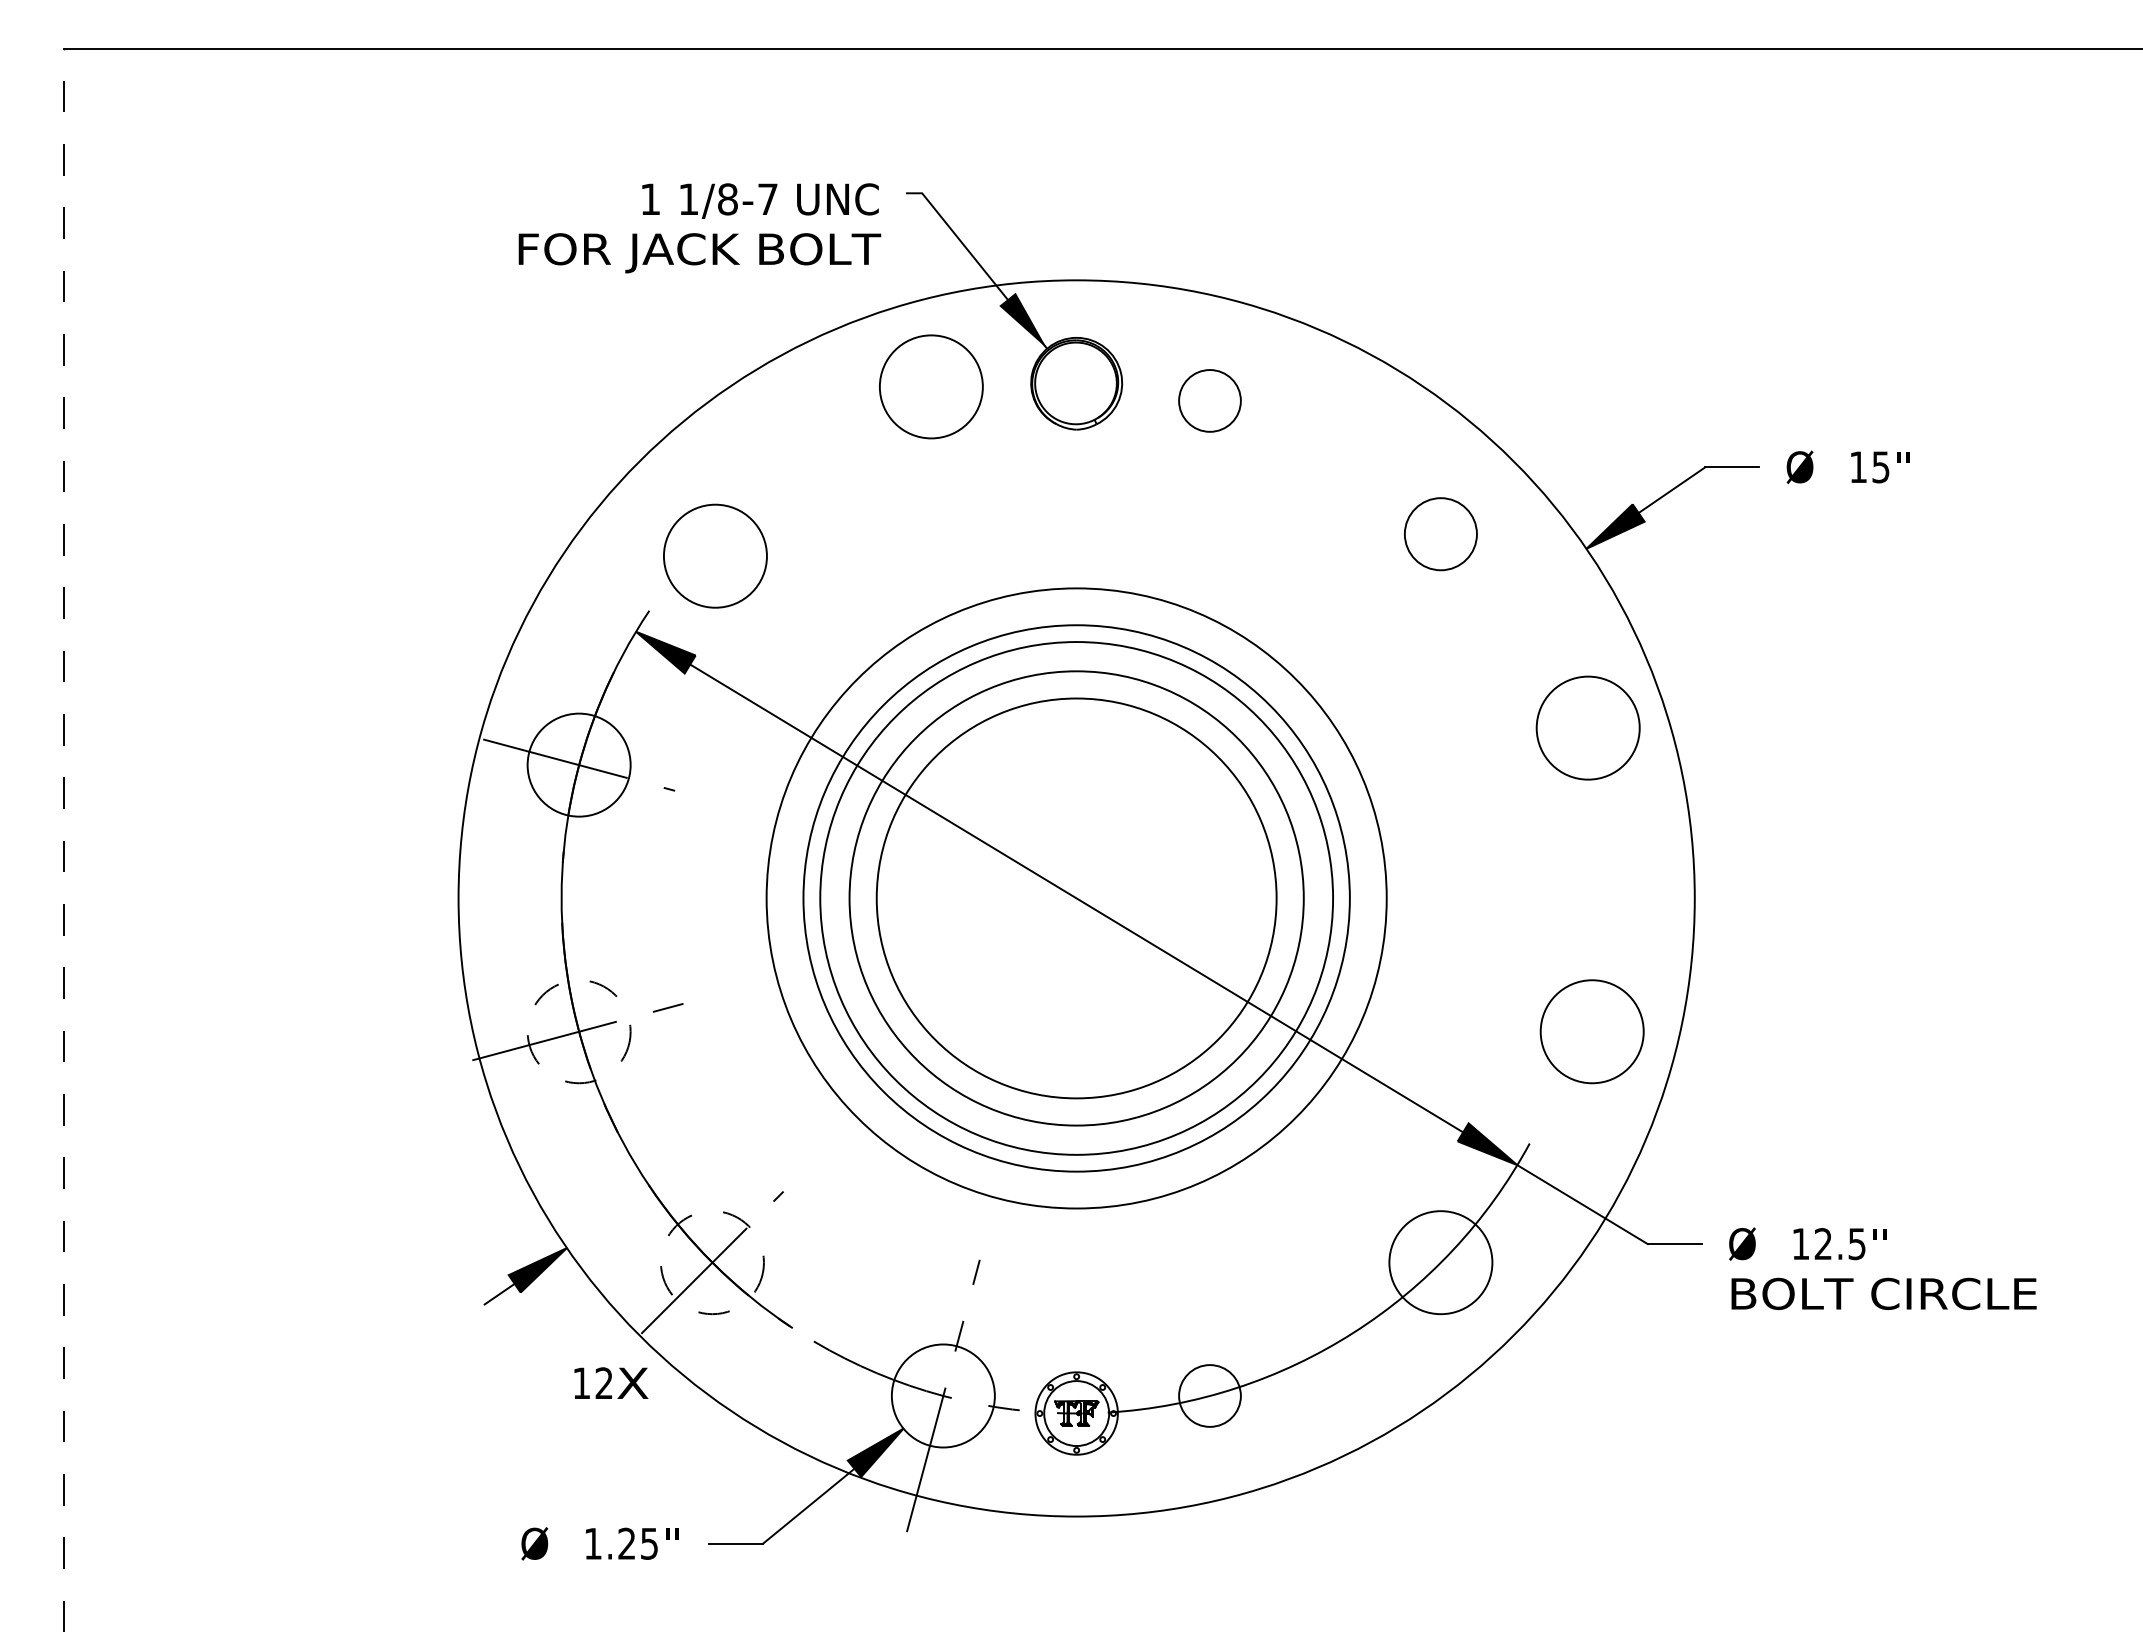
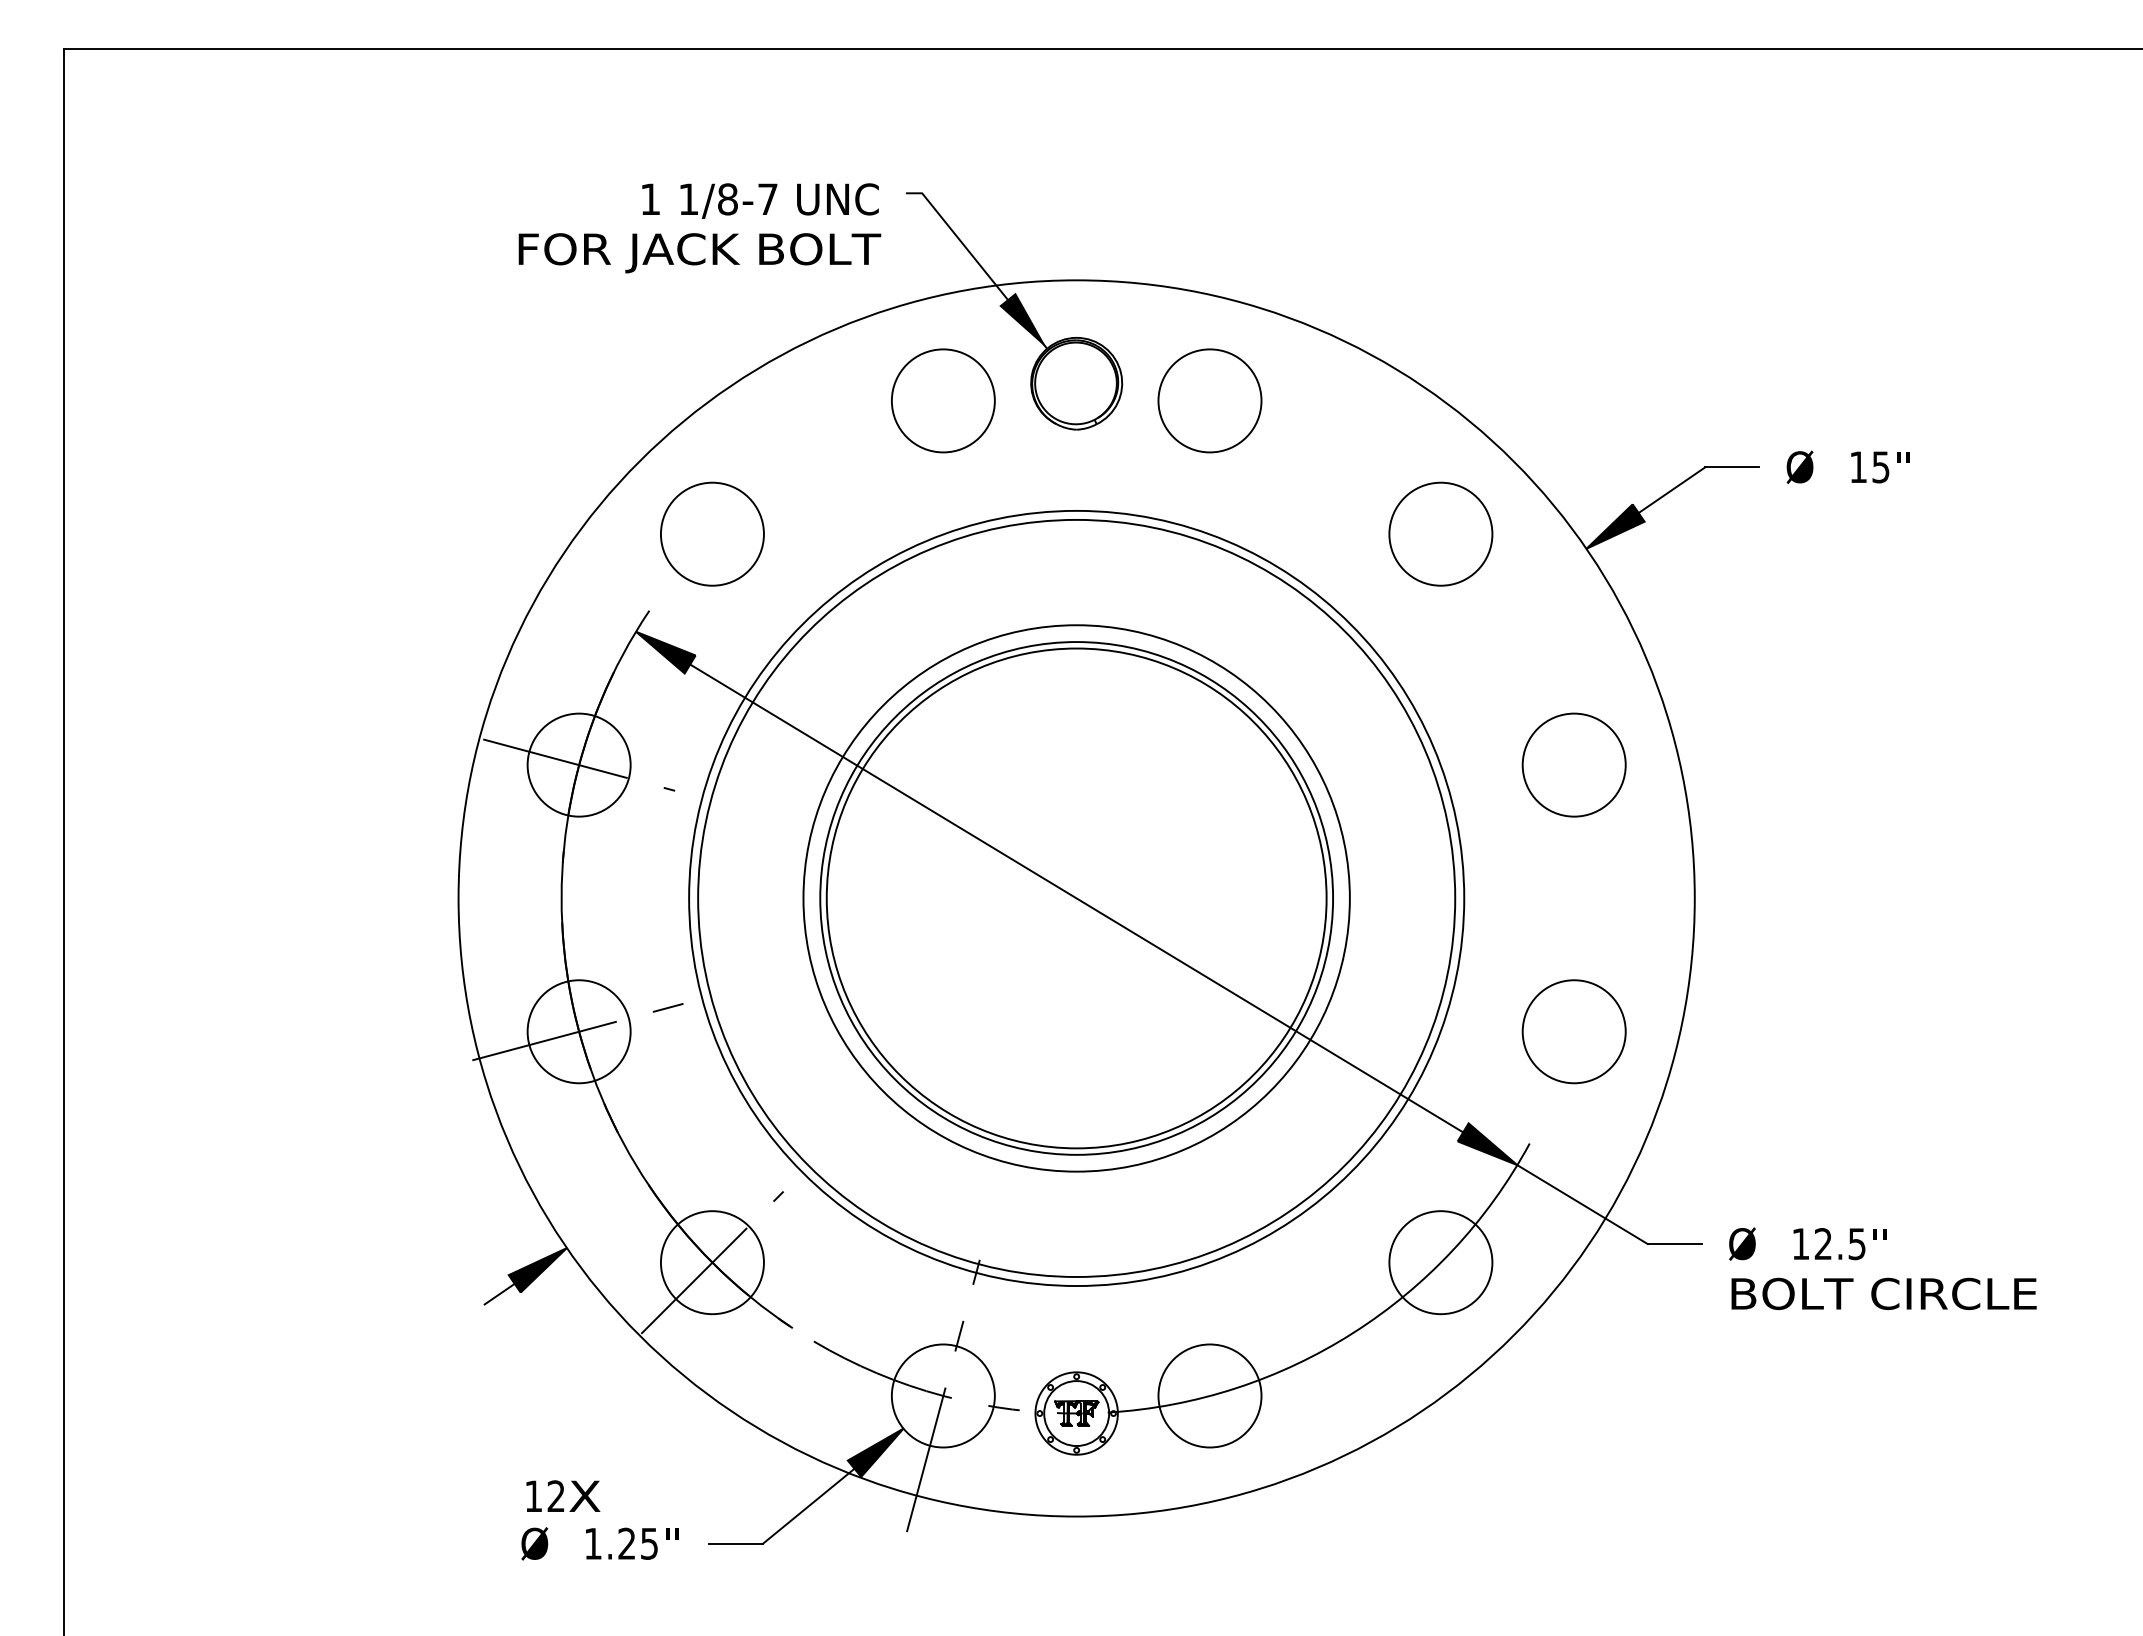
circle position: (931, 386) -> (943, 400) (943, 400)
circle size: 64x64 px -> 106x106 px (1209, 400)
circle diameter: 72 px -> 103 px (1440, 533)
circle position: (715, 555) -> (712, 533) (712, 533)
circle position: (1587, 727) -> (1573, 764) (1573, 764)
line: dashed -> solid (64, 842)
circle diameter: 400 px -> 500 px (1076, 898)
circle diameter: 454 px -> 757 px (1076, 897)
circle diameter: 620 px -> 775 px (1076, 898)
circle: dashed -> solid (578, 1031)
circle position: (1591, 1031) -> (1573, 1031) (1573, 1031)
circle: dashed -> solid (711, 1262)
text position: (611, 1382) -> (563, 1495) (563, 1495)
circle diameter: 62 px -> 103 px (1209, 1395)
